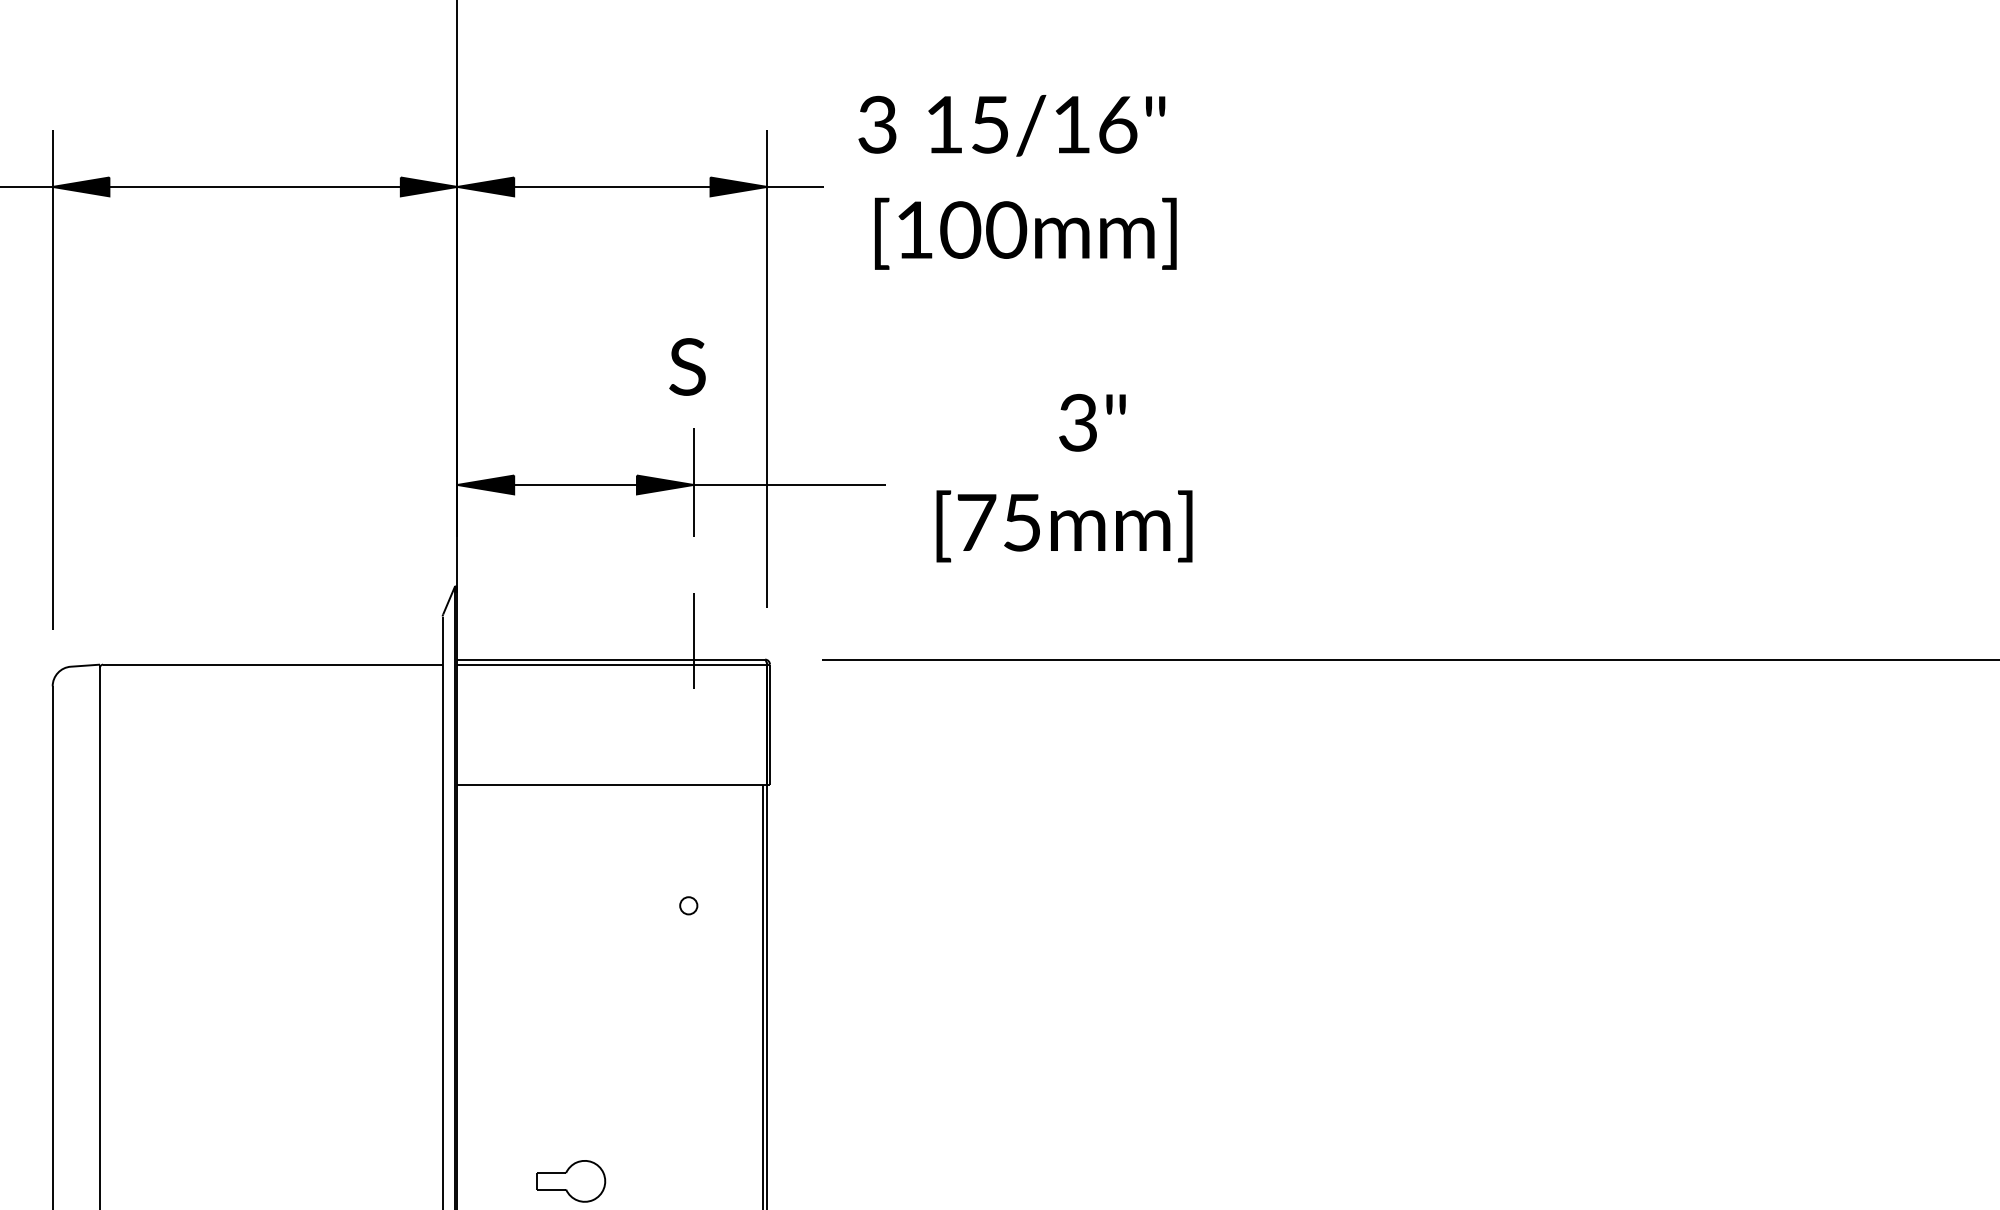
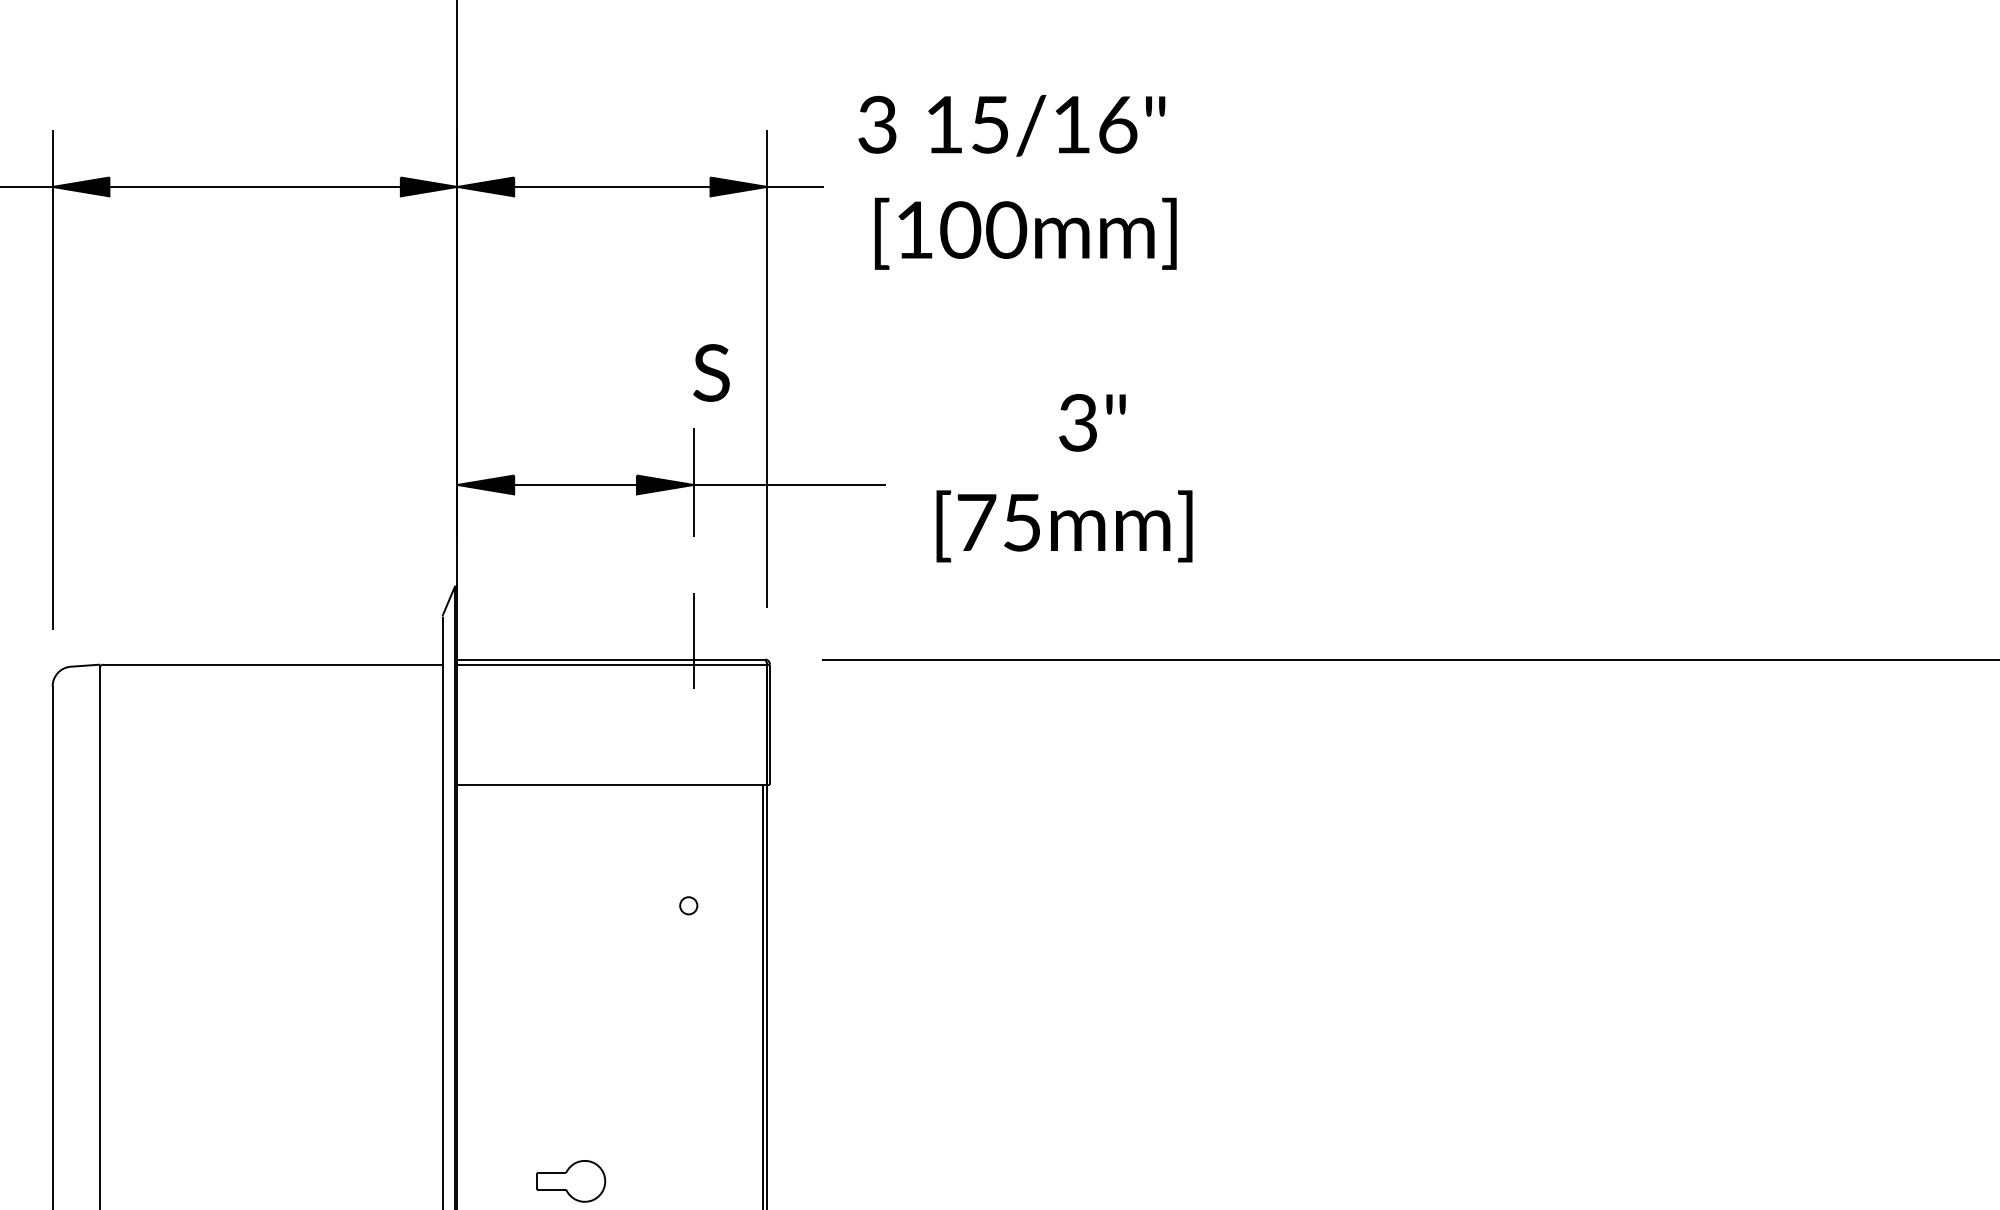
text position: (687, 366) -> (711, 372) (711, 372)
